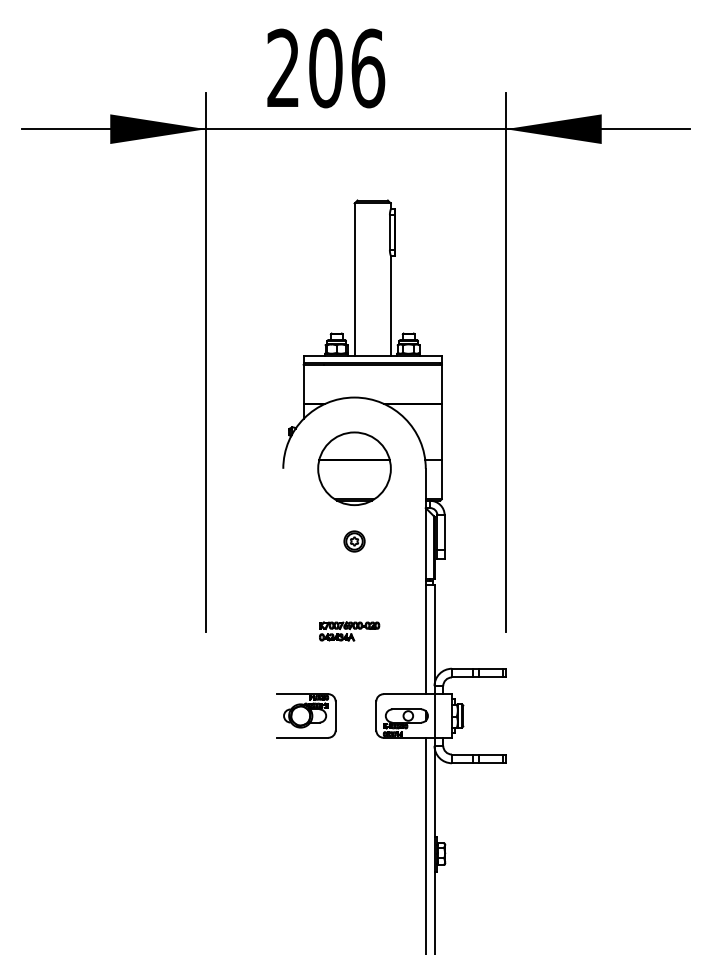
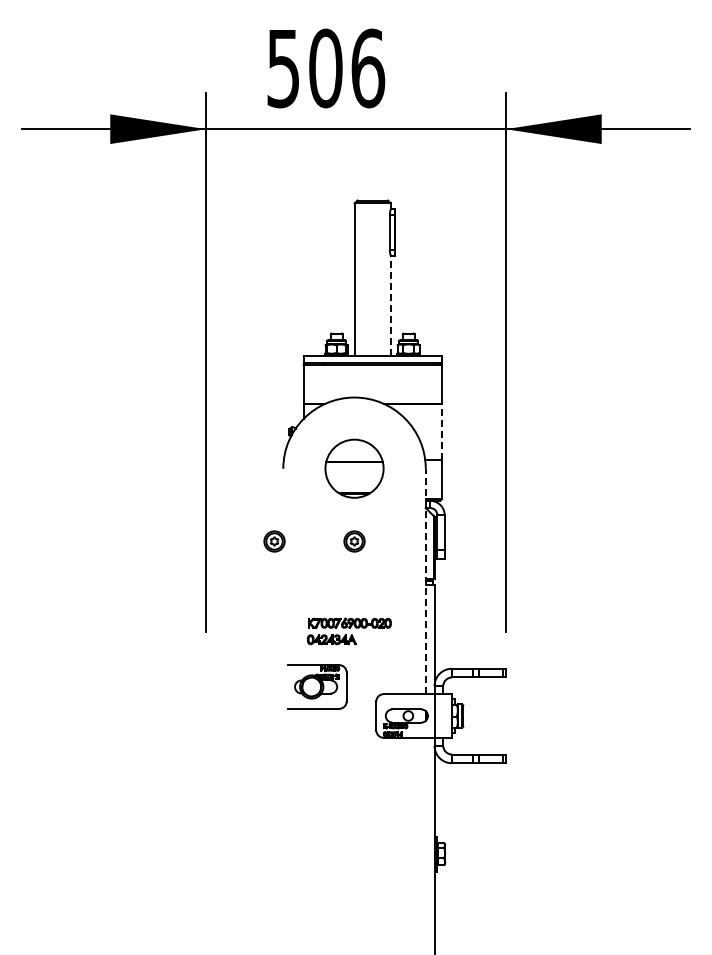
text: 206 -> 506 (282, 68)
line: solid -> dashed (390, 305)
line: solid -> dashed (441, 432)
part size: 75x75 px -> 61x61 px (354, 468)
part: none -> present (274, 541)
line: solid -> dashed (425, 581)
part size: 62x21 px -> 85x29 px (349, 631)
part position: (306, 715) -> (317, 686) (317, 686)
line: present -> none (425, 844)
